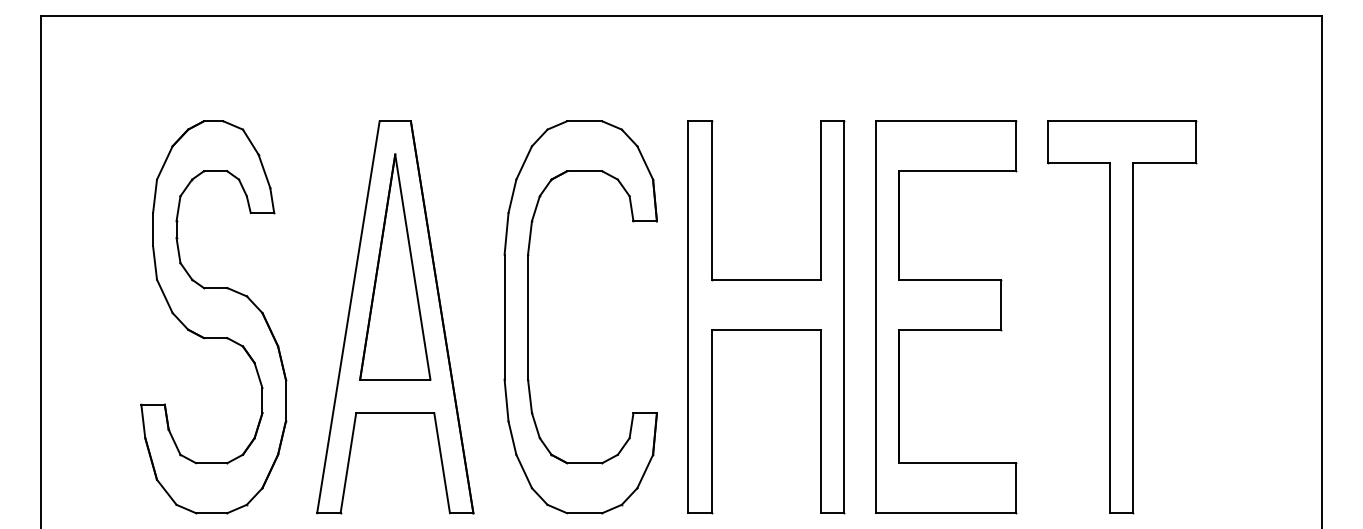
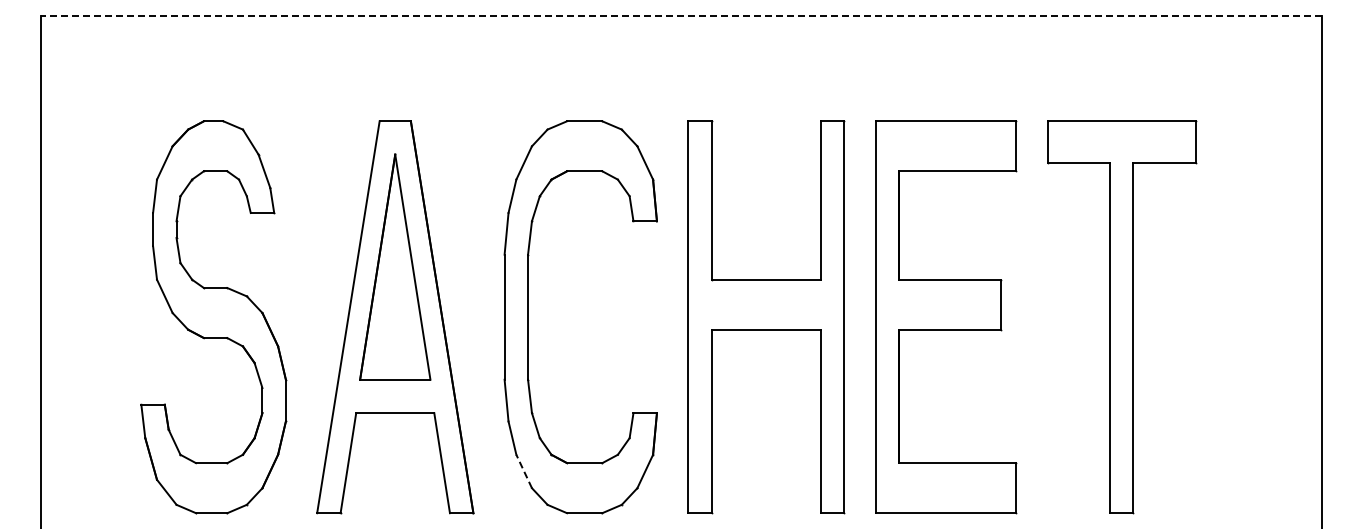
line: solid -> dashed (681, 15)
line: solid -> dashed (523, 471)
